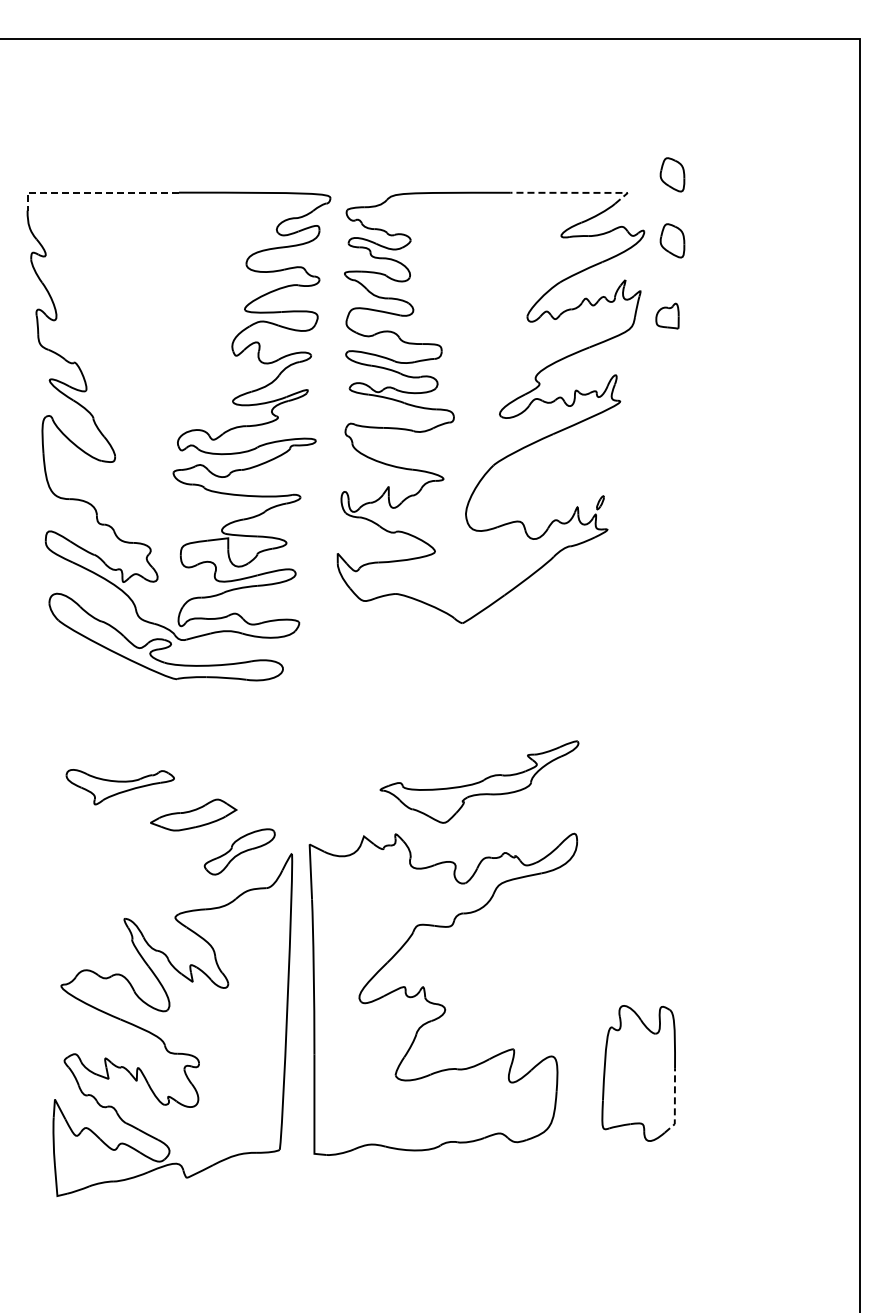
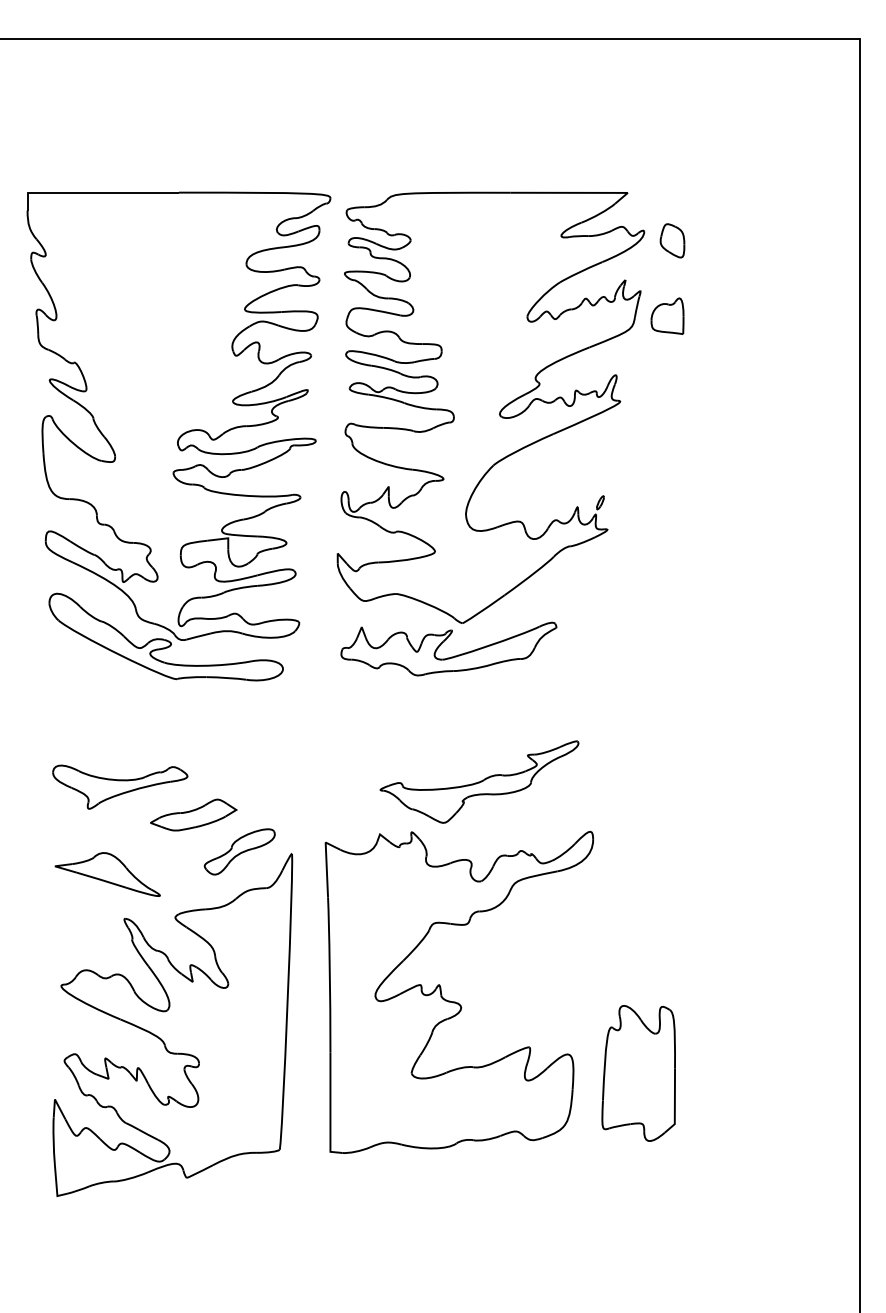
part: present -> none (672, 174)
line: dashed -> solid (93, 192)
line: dashed -> solid (578, 192)
part size: 25x28 px -> 35x38 px (667, 315)
part: none -> present (443, 642)
part size: 110x37 px -> 137x46 px (120, 786)
part: none -> present (107, 874)
part position: (439, 1003) -> (455, 1001) (455, 1001)
line: dashed -> solid (674, 1103)
